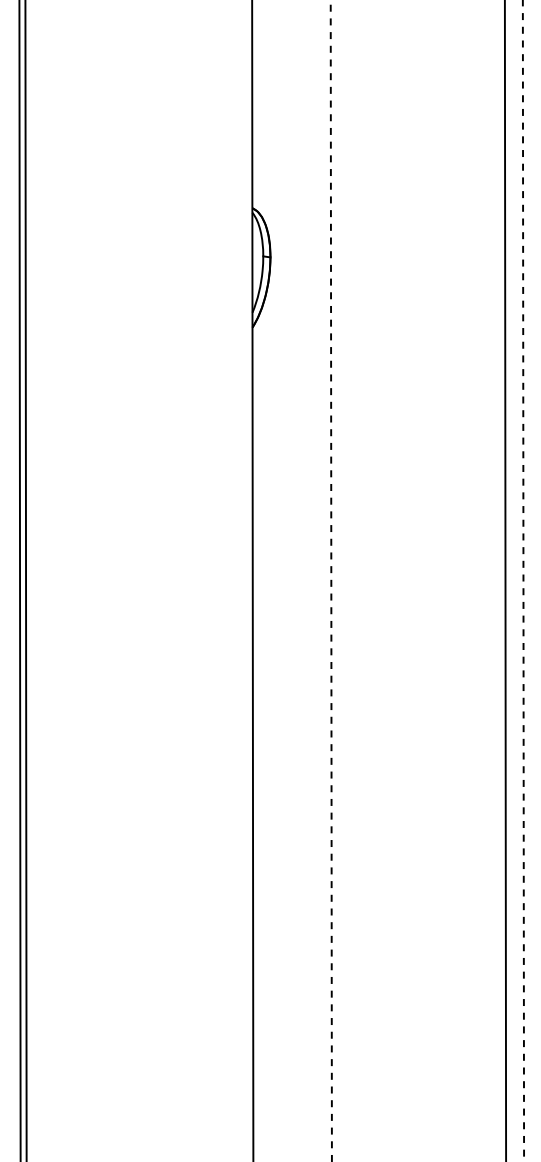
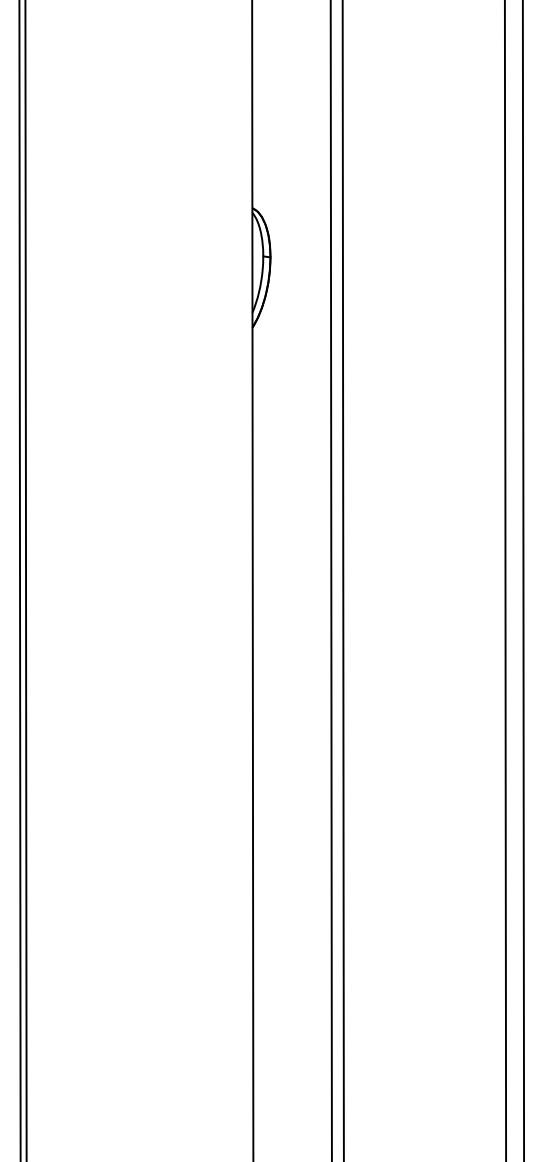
line: dashed -> solid (331, 580)
line: none -> present (342, 580)
line: dashed -> solid (523, 580)
